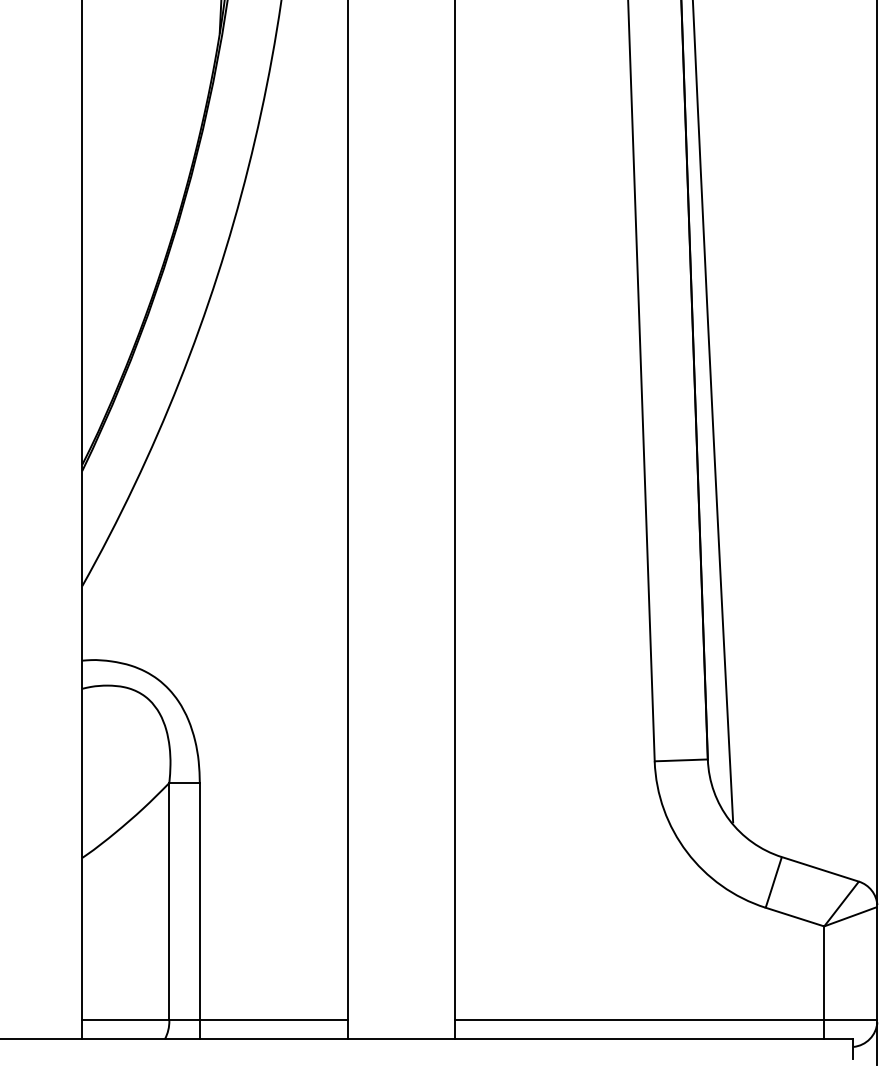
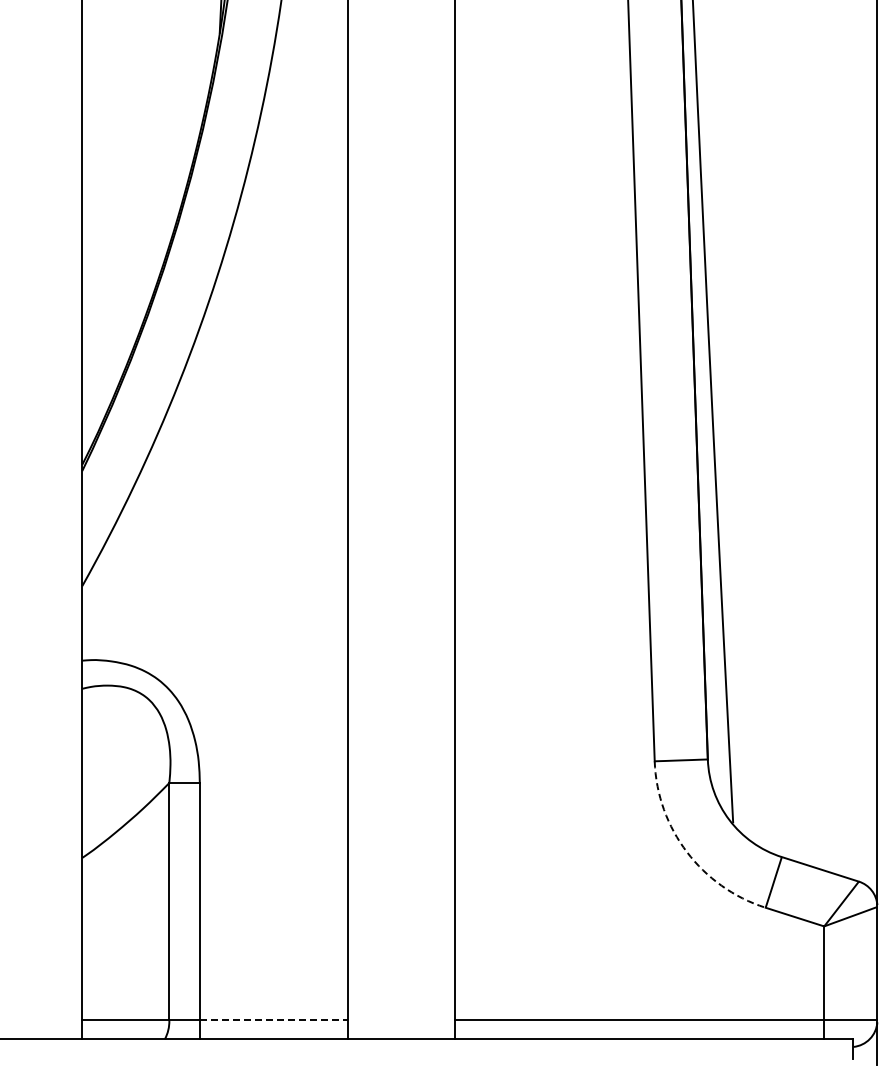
arc: solid -> dashed (687, 852)
line: solid -> dashed (274, 1020)
